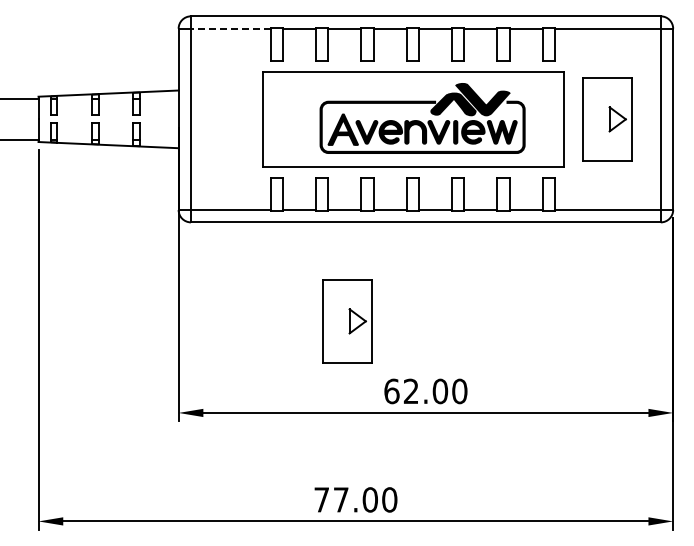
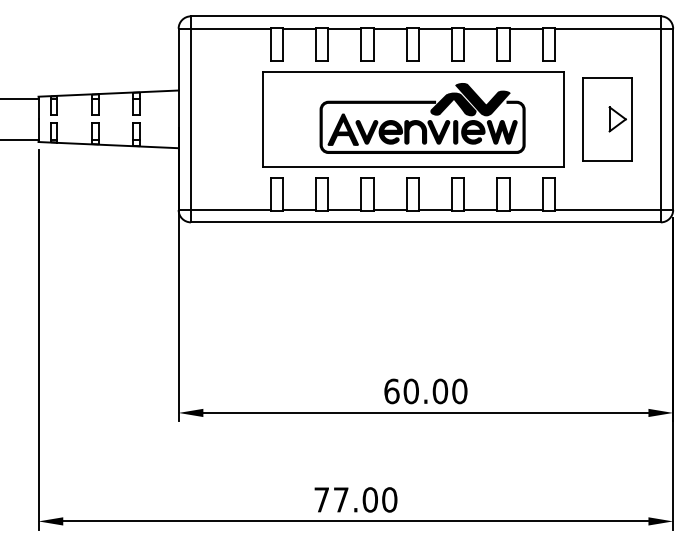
line: dashed -> solid (230, 28)
part: present -> none (347, 321)
text: 62.00 -> 60.00 (410, 391)
